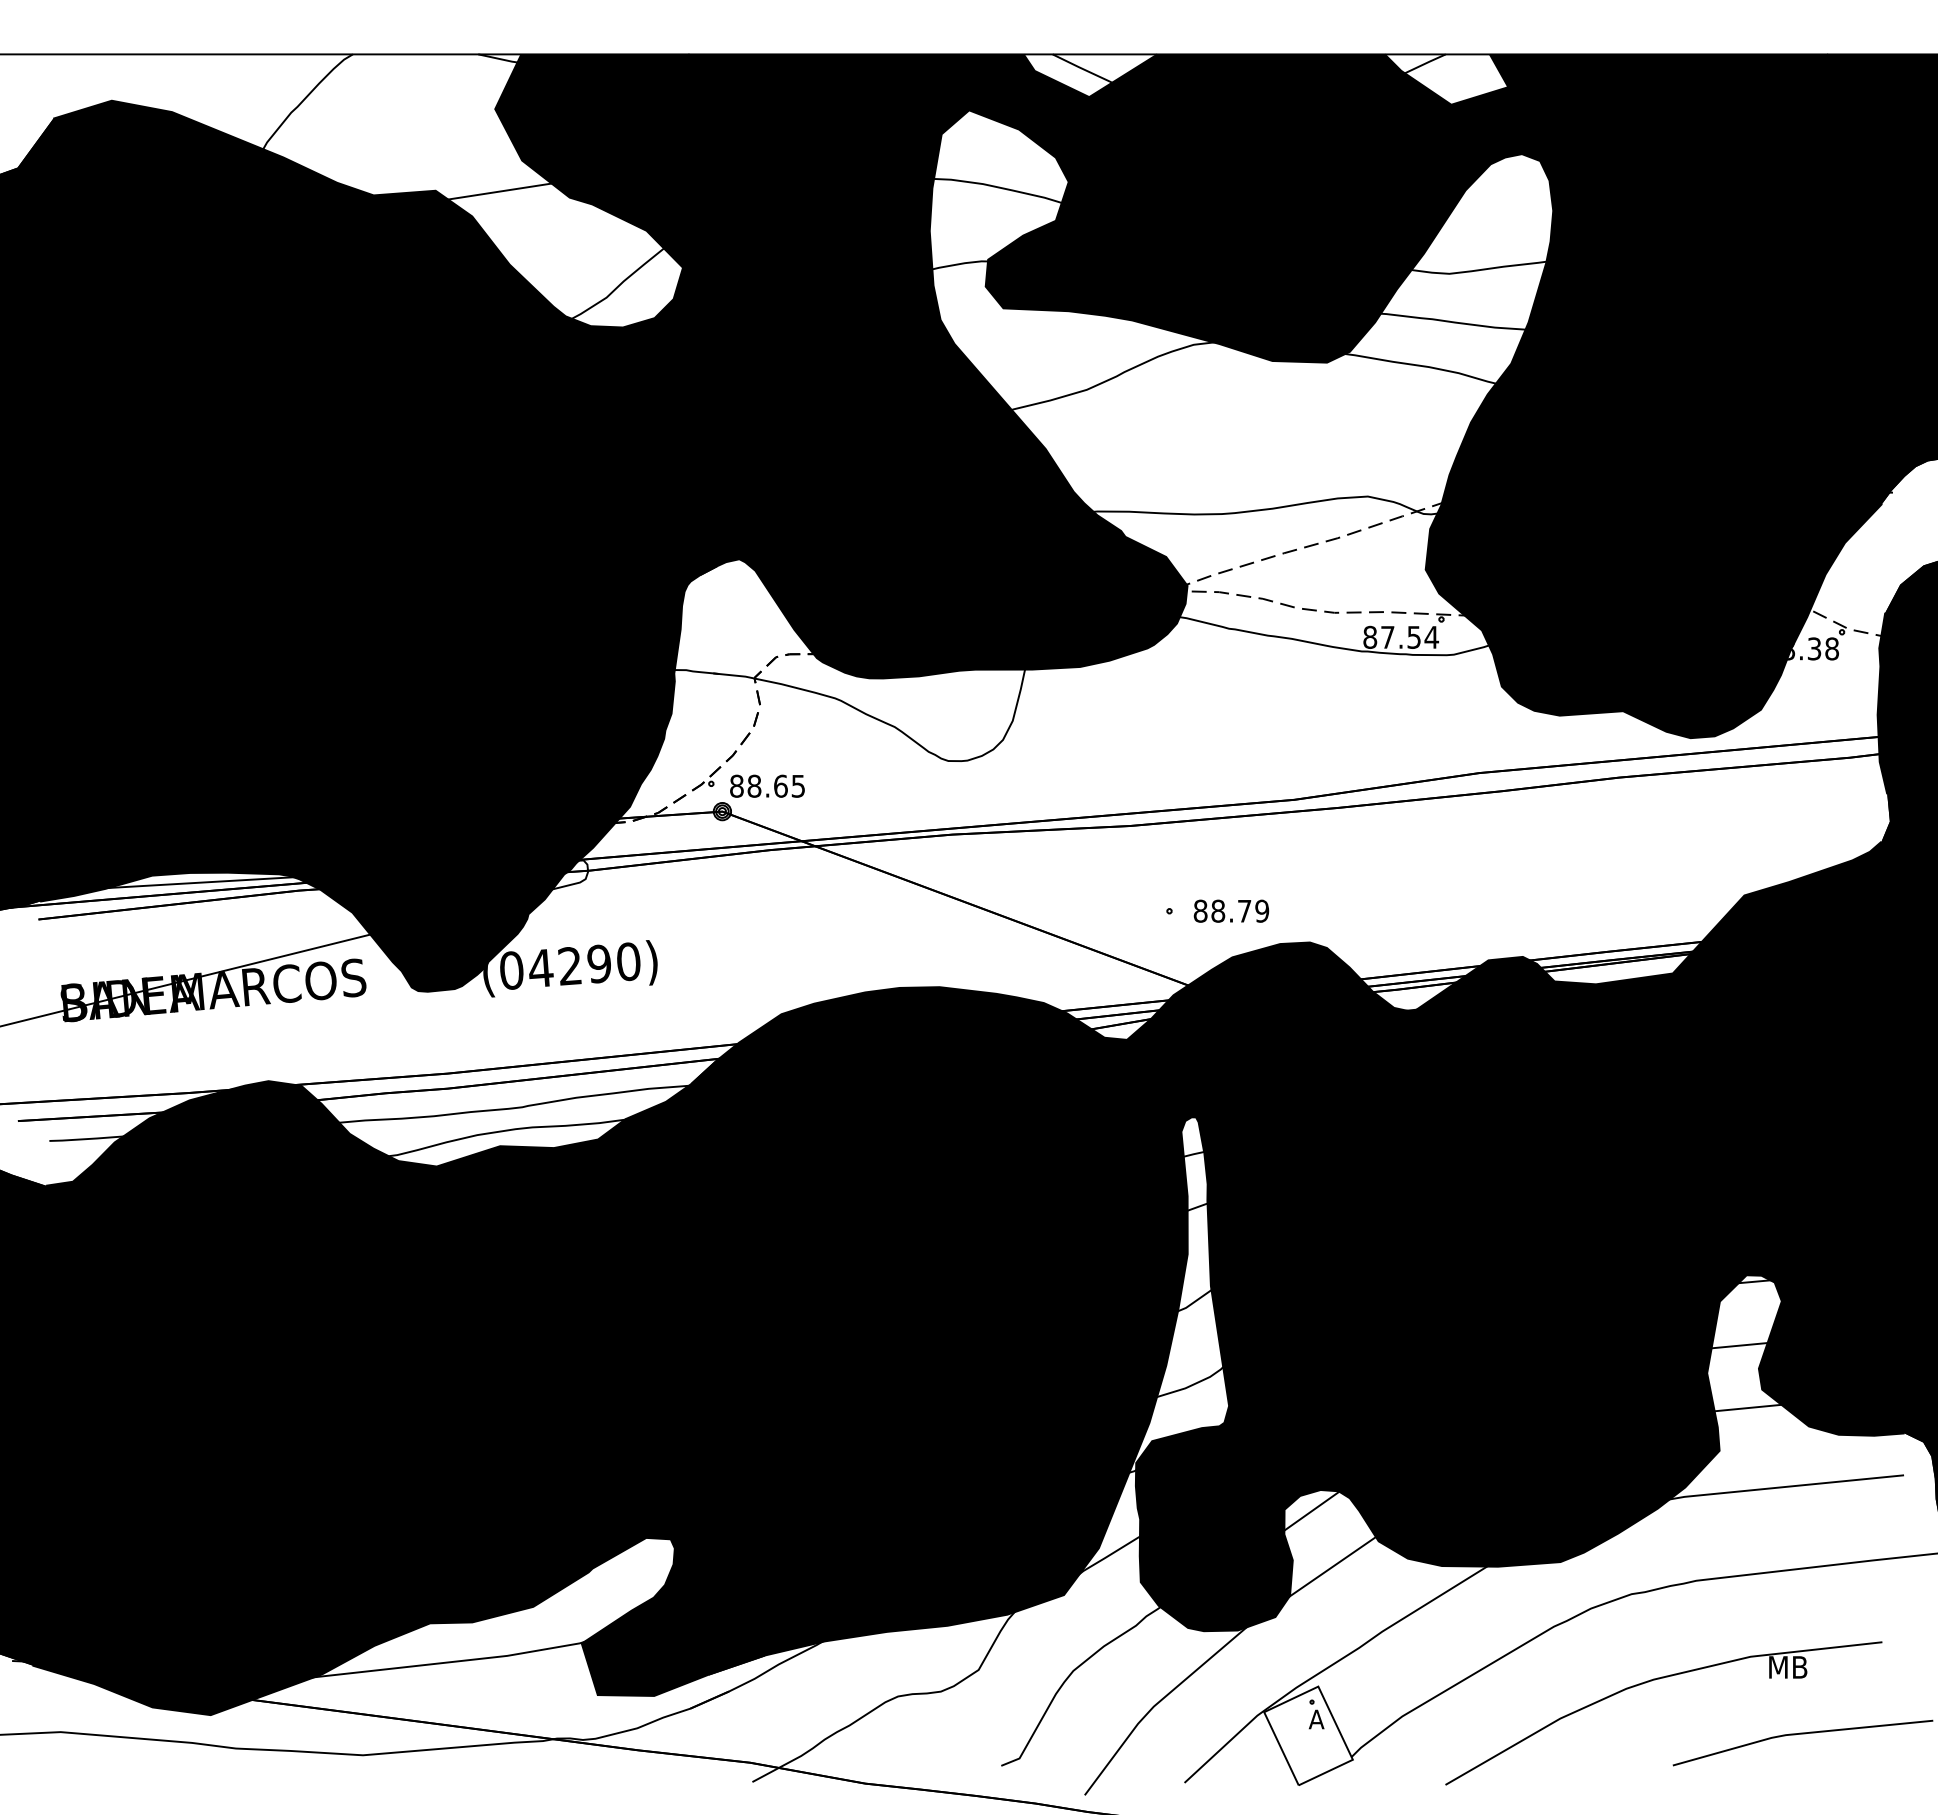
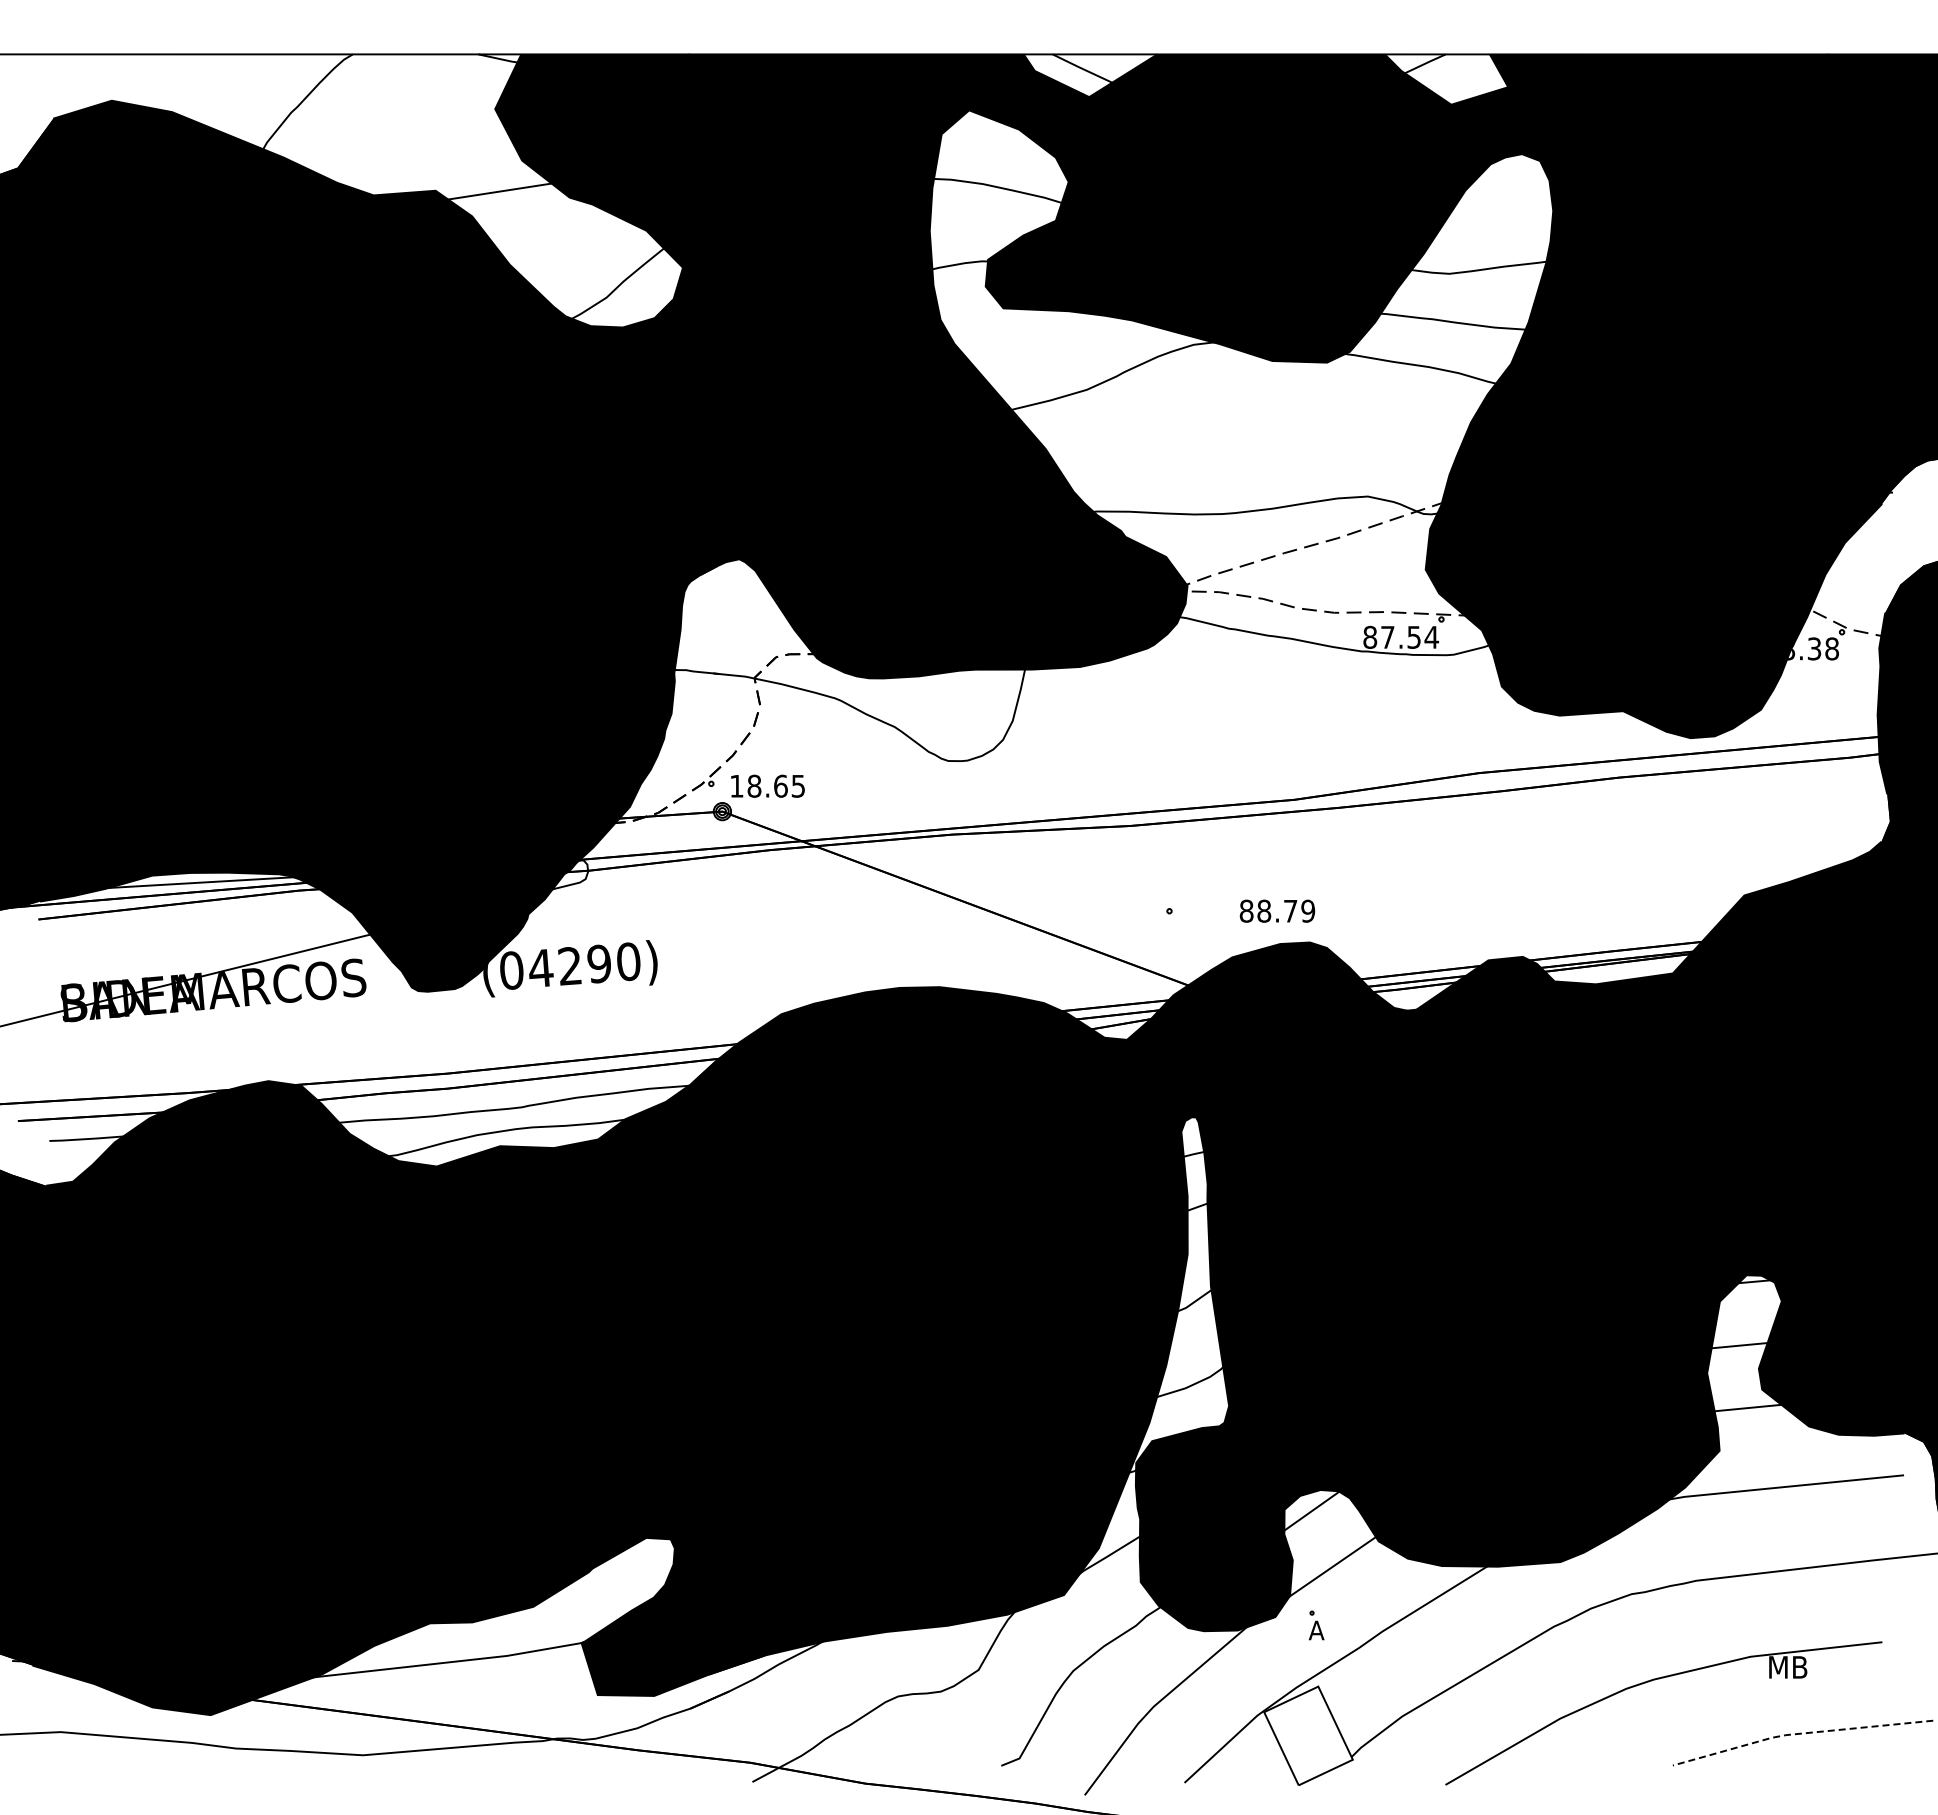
text: 88.65 -> 18.65 (736, 785)
text position: (1231, 910) -> (1277, 910) (1277, 910)
part position: (1316, 1714) -> (1316, 1625) (1316, 1625)
line: solid -> dashed (1799, 1733)
